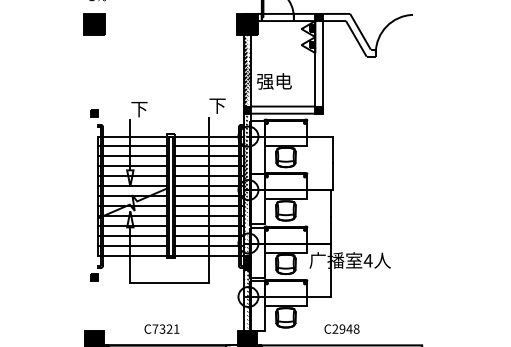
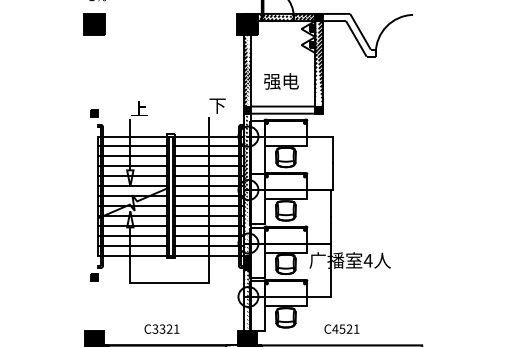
hatch: none -> present (283, 63)
text position: (274, 81) -> (281, 81) (281, 81)
text: 下 -> 上 (139, 109)
text: C7321 -> C3321 (155, 328)
text: C2948 -> C4521 (345, 328)
